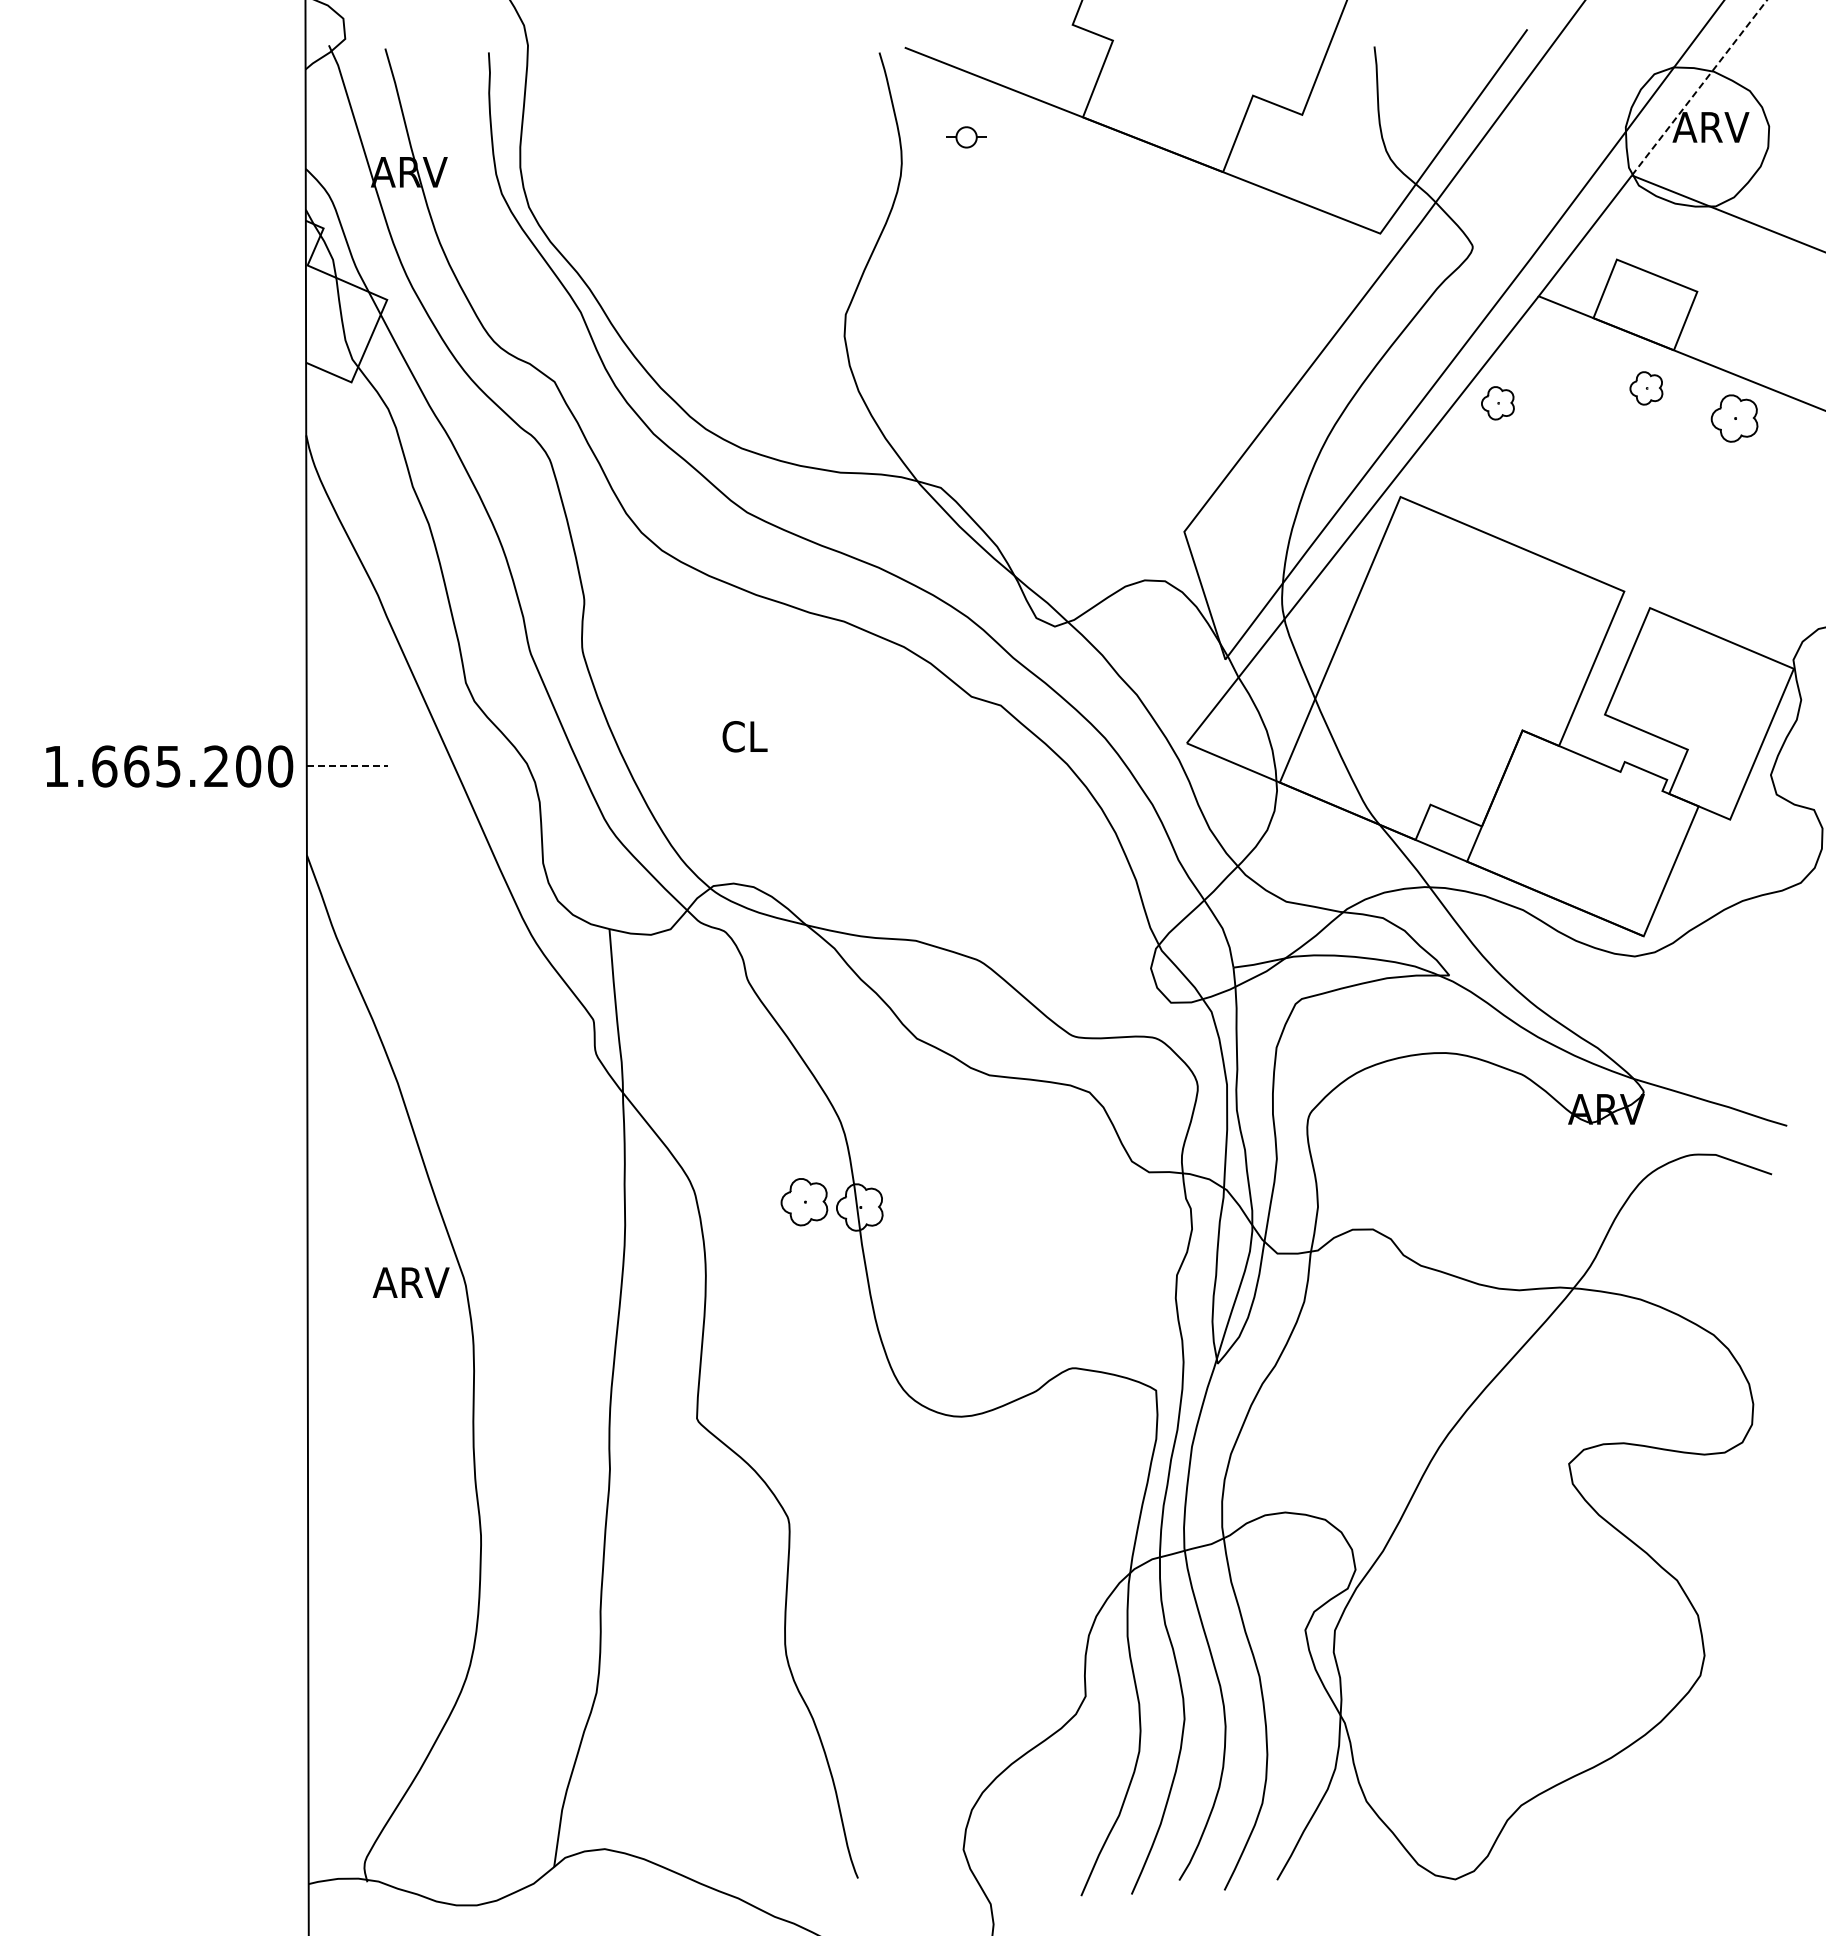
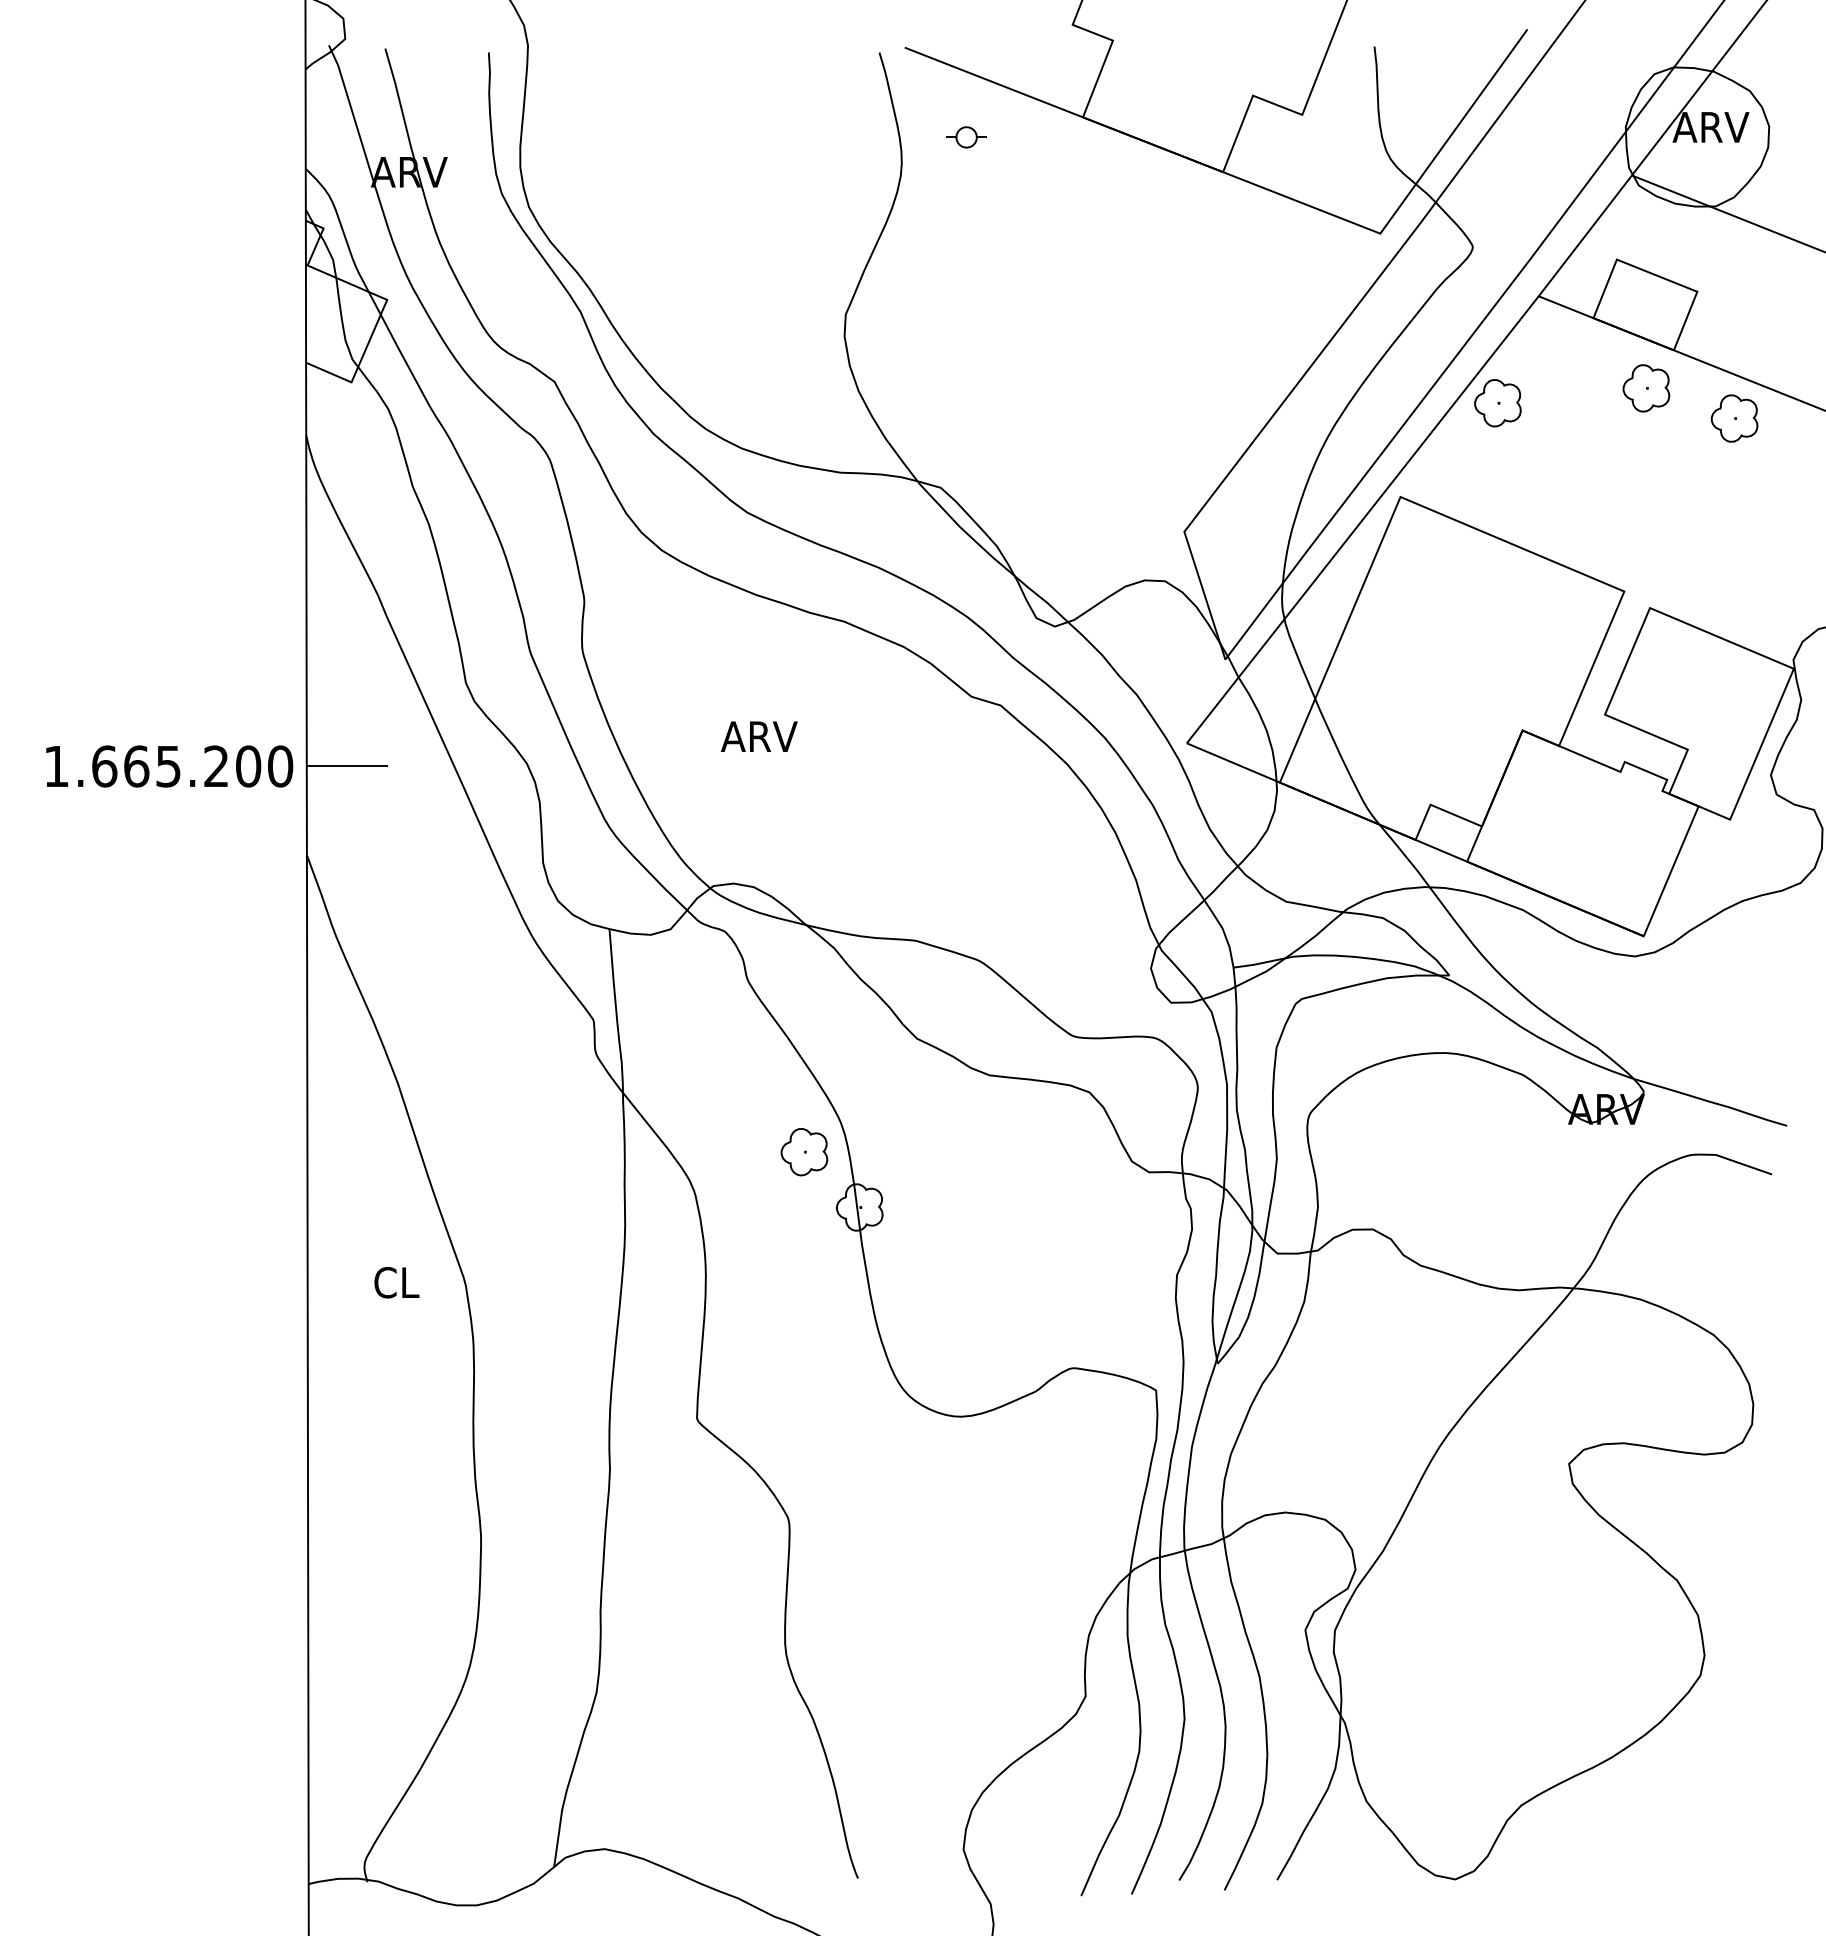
line: dashed -> solid (1699, 87)
part size: 35x35 px -> 49x49 px (1646, 388)
part size: 34x35 px -> 48x49 px (1497, 403)
text: CL -> ARV (759, 736)
line: dashed -> solid (347, 766)
part position: (804, 1202) -> (804, 1152) (804, 1152)
text: ARV -> CL (410, 1282)
